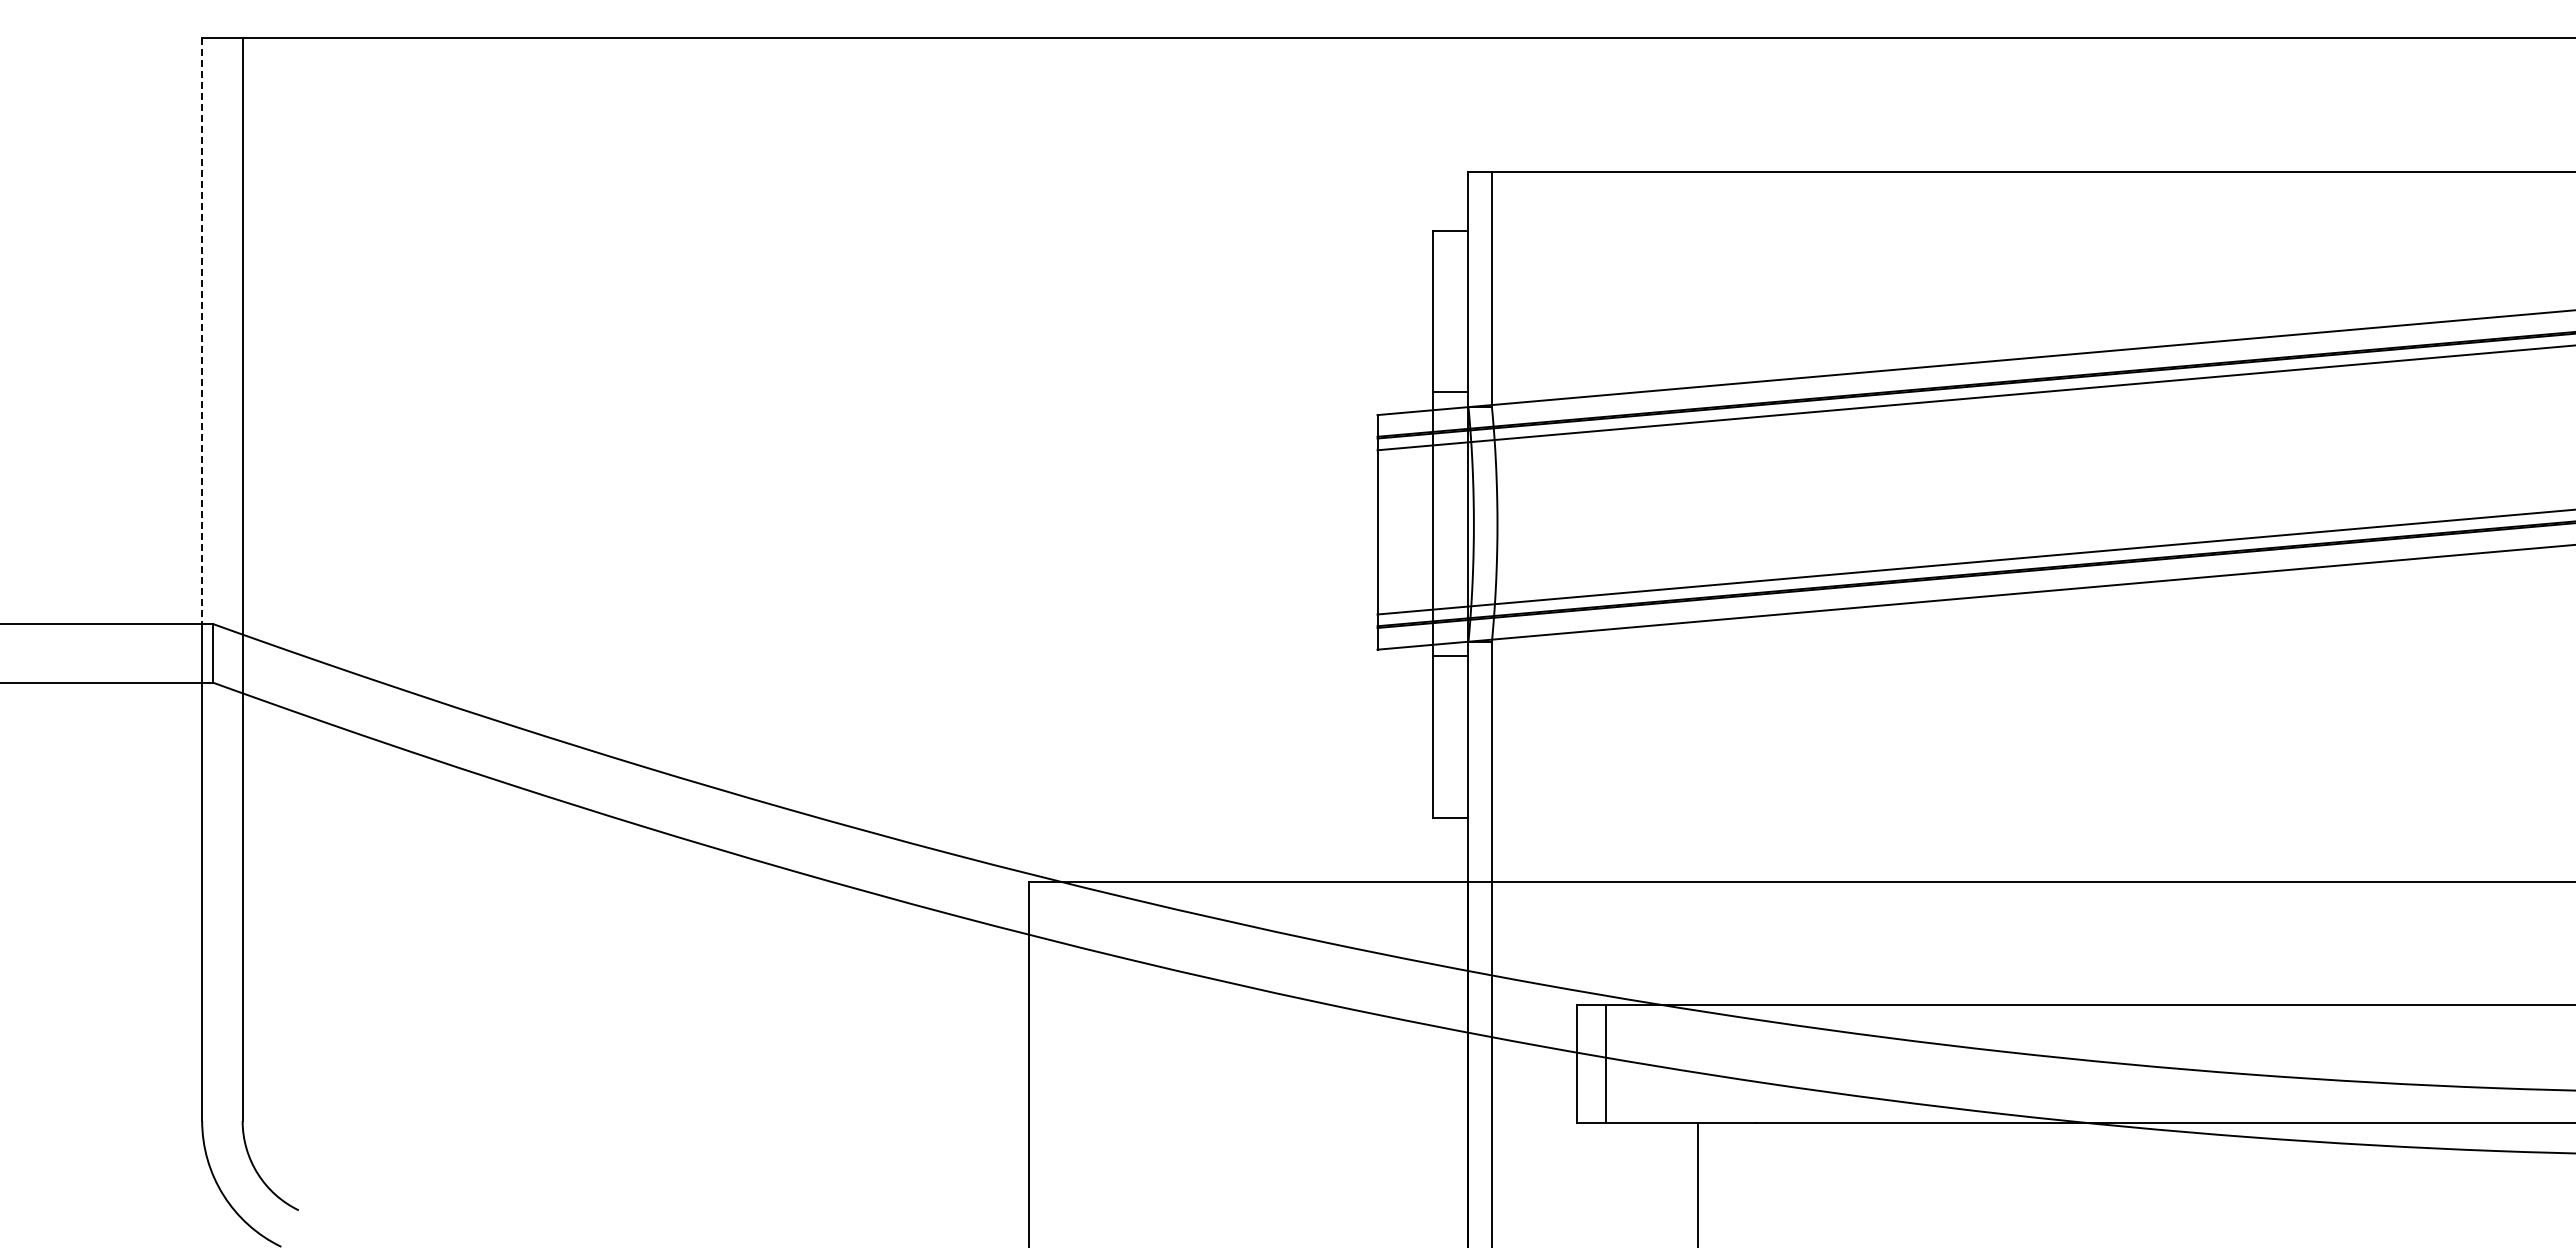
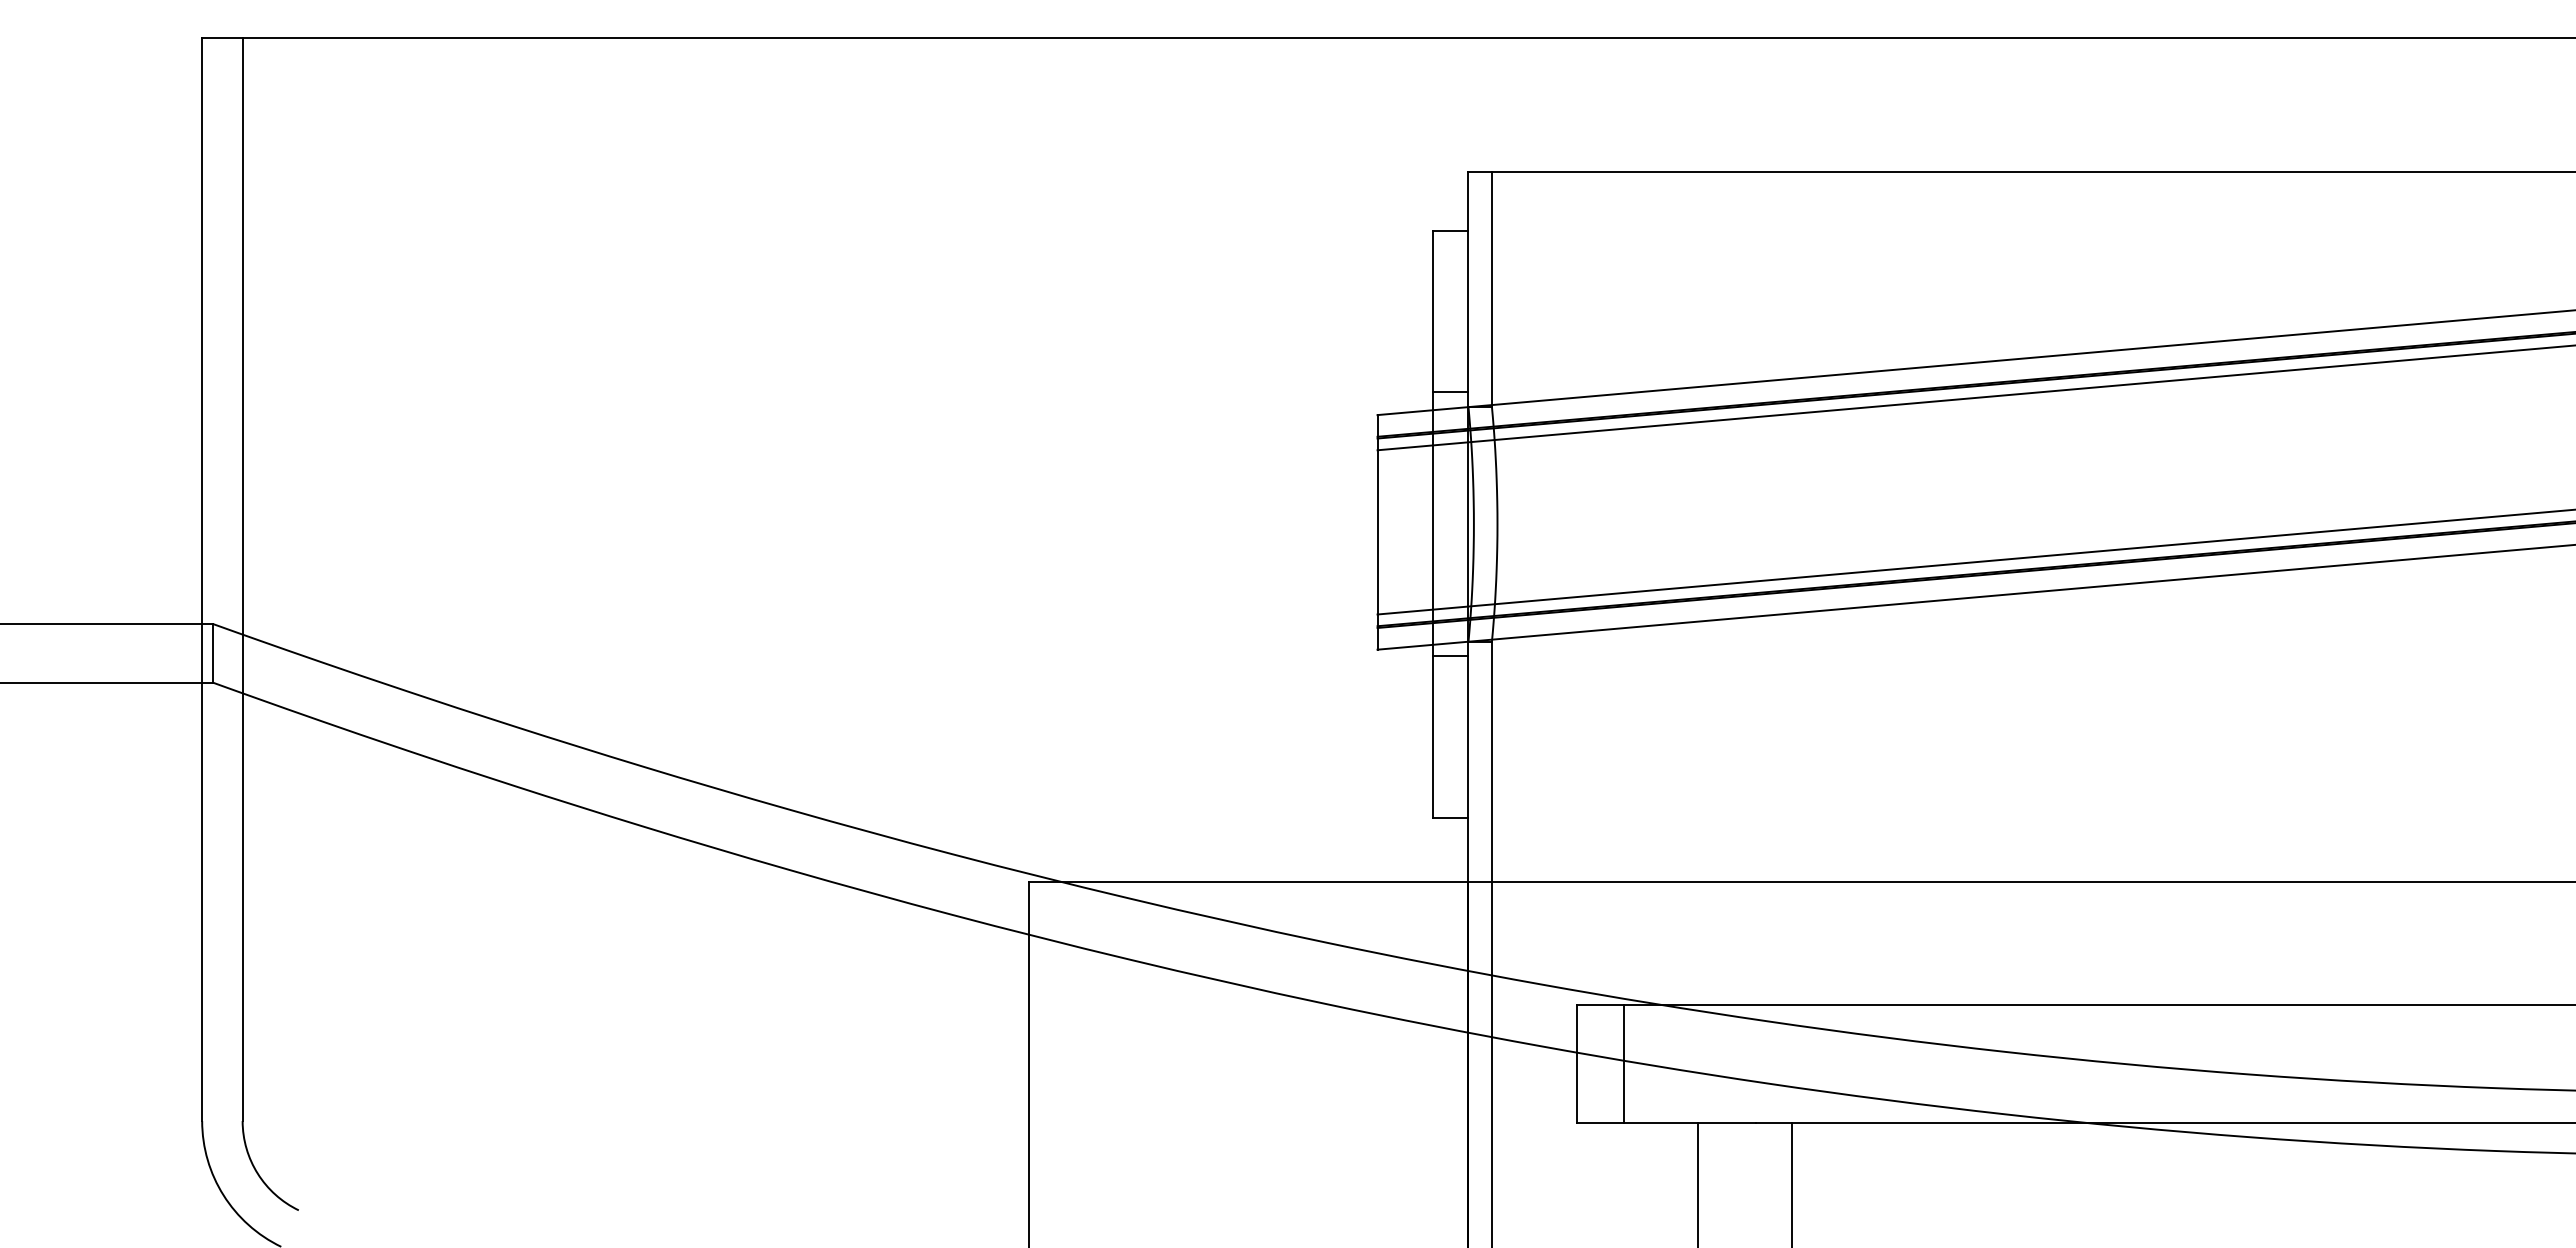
line: dashed -> solid (202, 331)
line position: (1605, 1063) -> (1623, 1063) (1623, 1063)
line: none -> present (1792, 1183)
